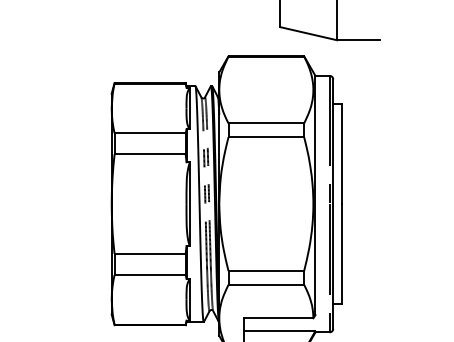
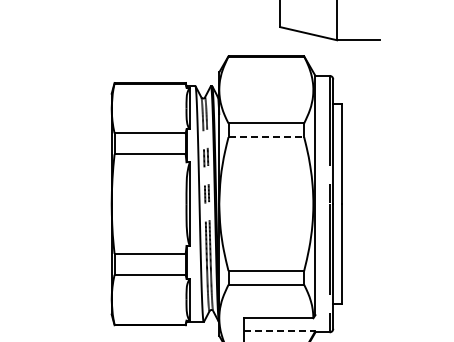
line: solid -> dashed (266, 137)
line: solid -> dashed (279, 331)
